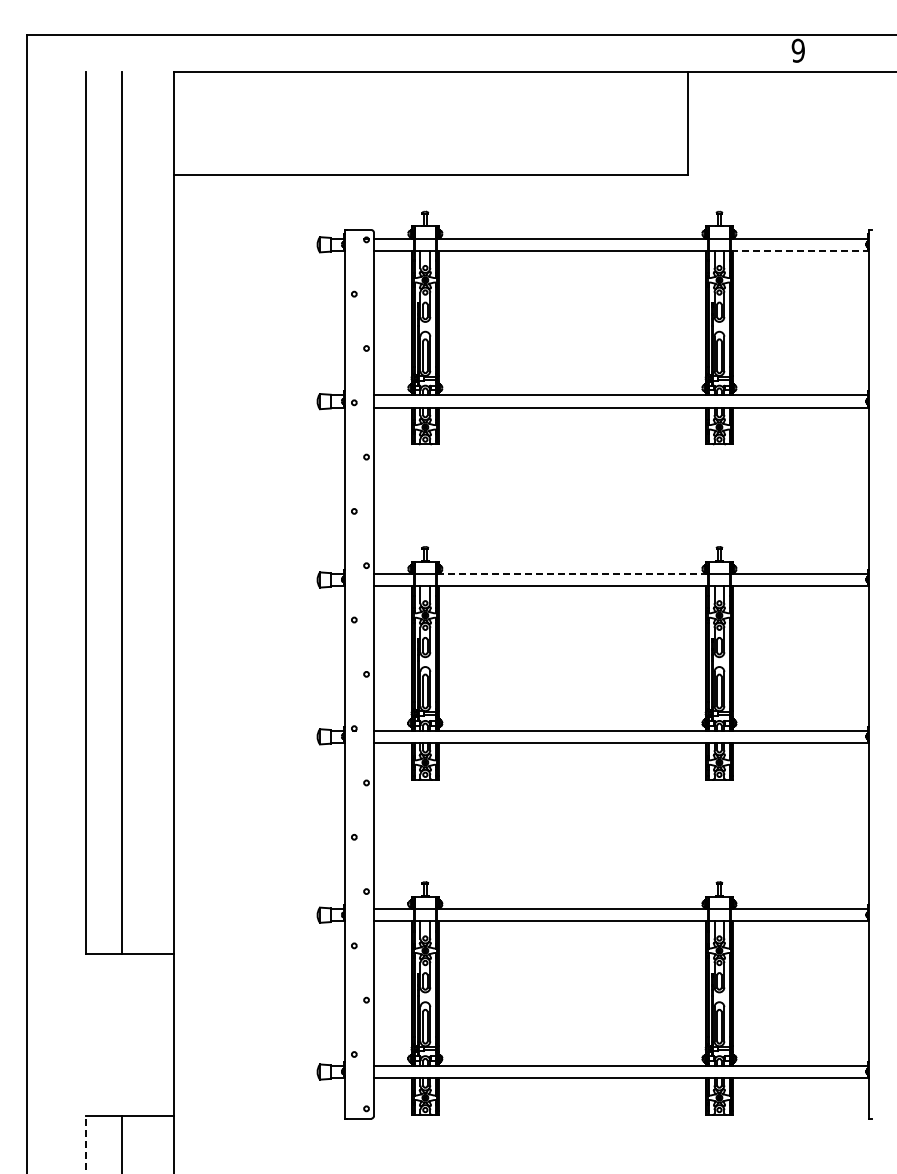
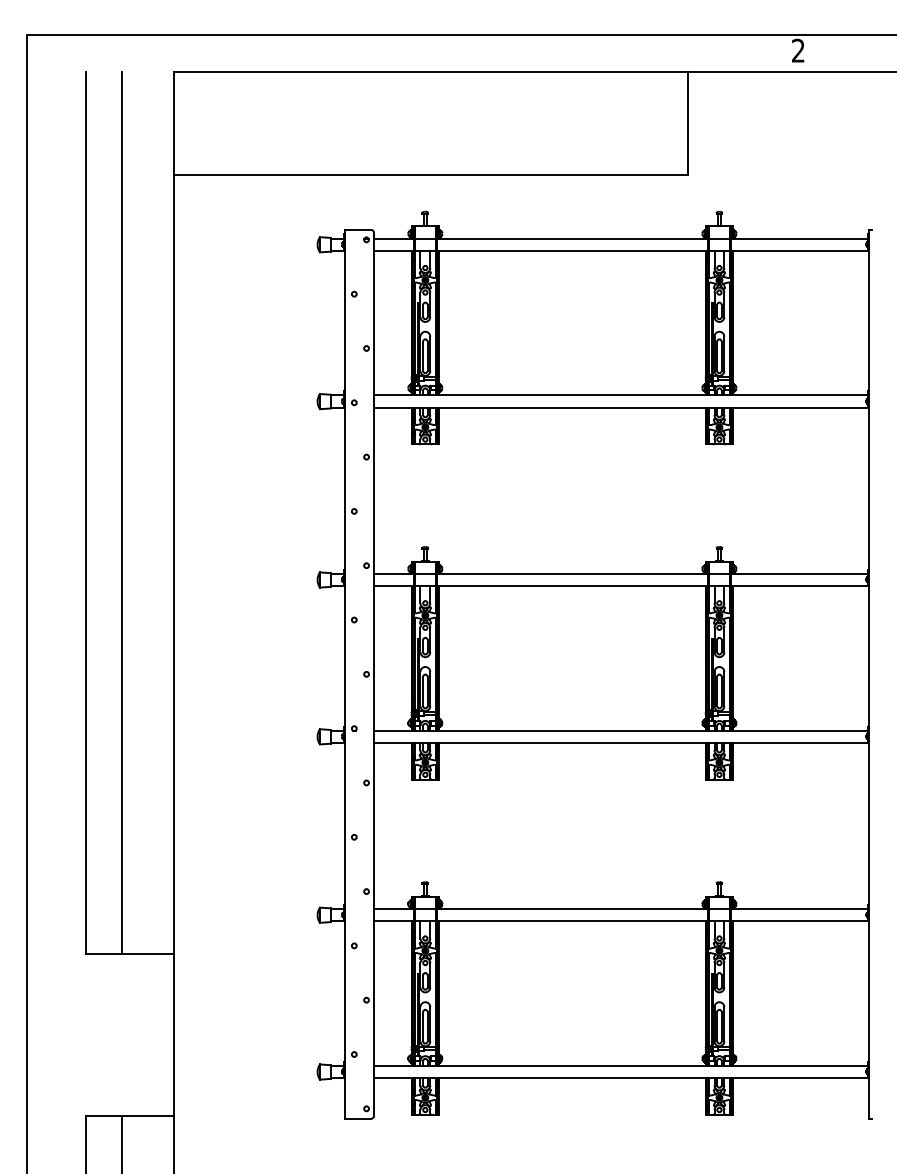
text: 9 -> 2 (797, 50)
line: dashed -> solid (799, 250)
line: dashed -> solid (572, 573)
line: dashed -> solid (85, 1144)
